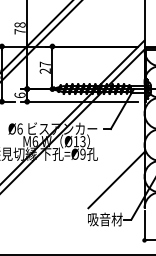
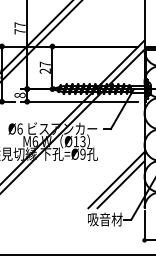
text: 78 -> 77 (19, 24)
text: 6 -> 8 (19, 95)
line: none -> present (120, 184)
